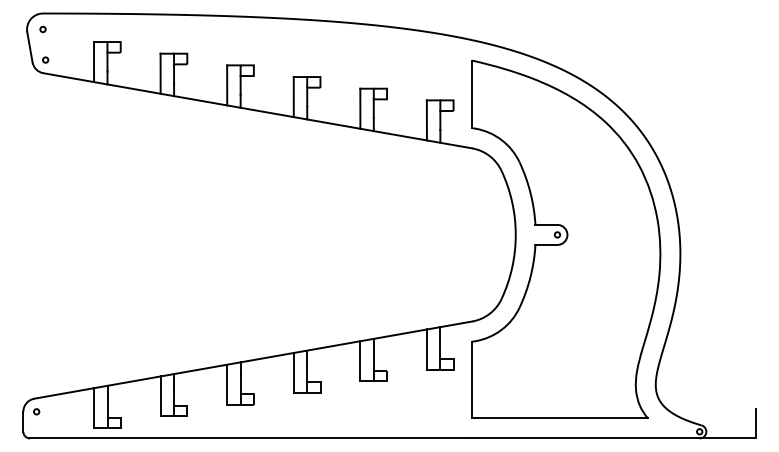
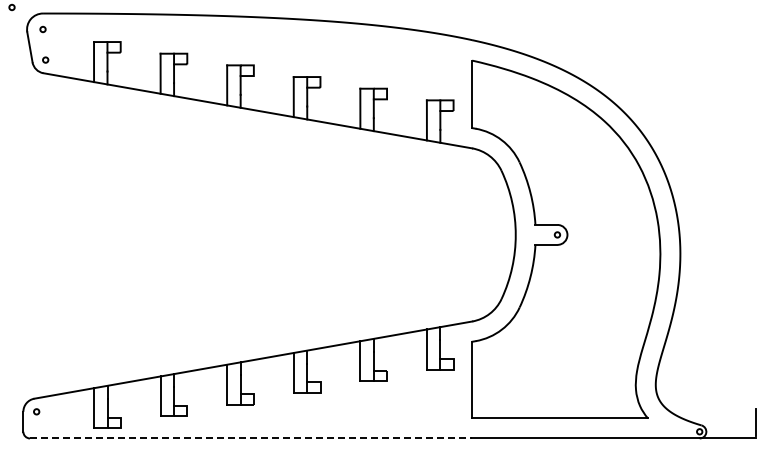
circle: none -> present (11, 7)
line: solid -> dashed (251, 438)
